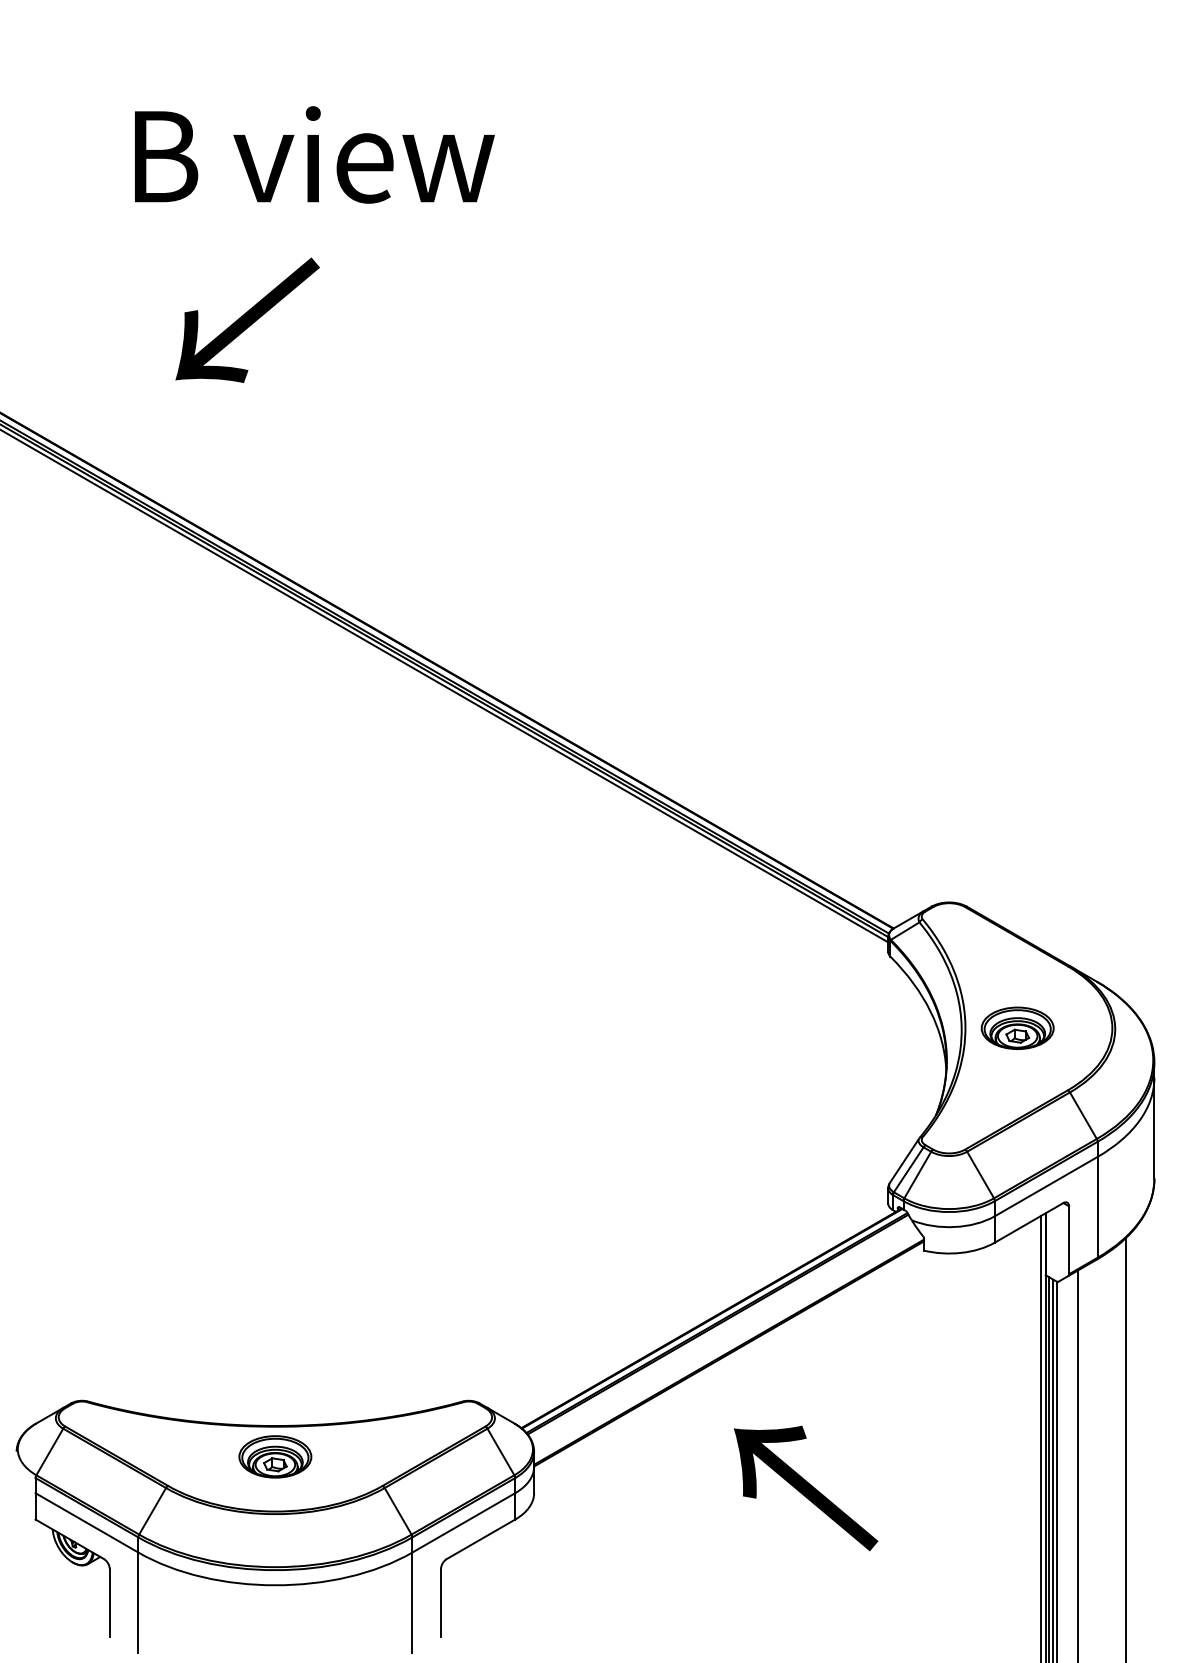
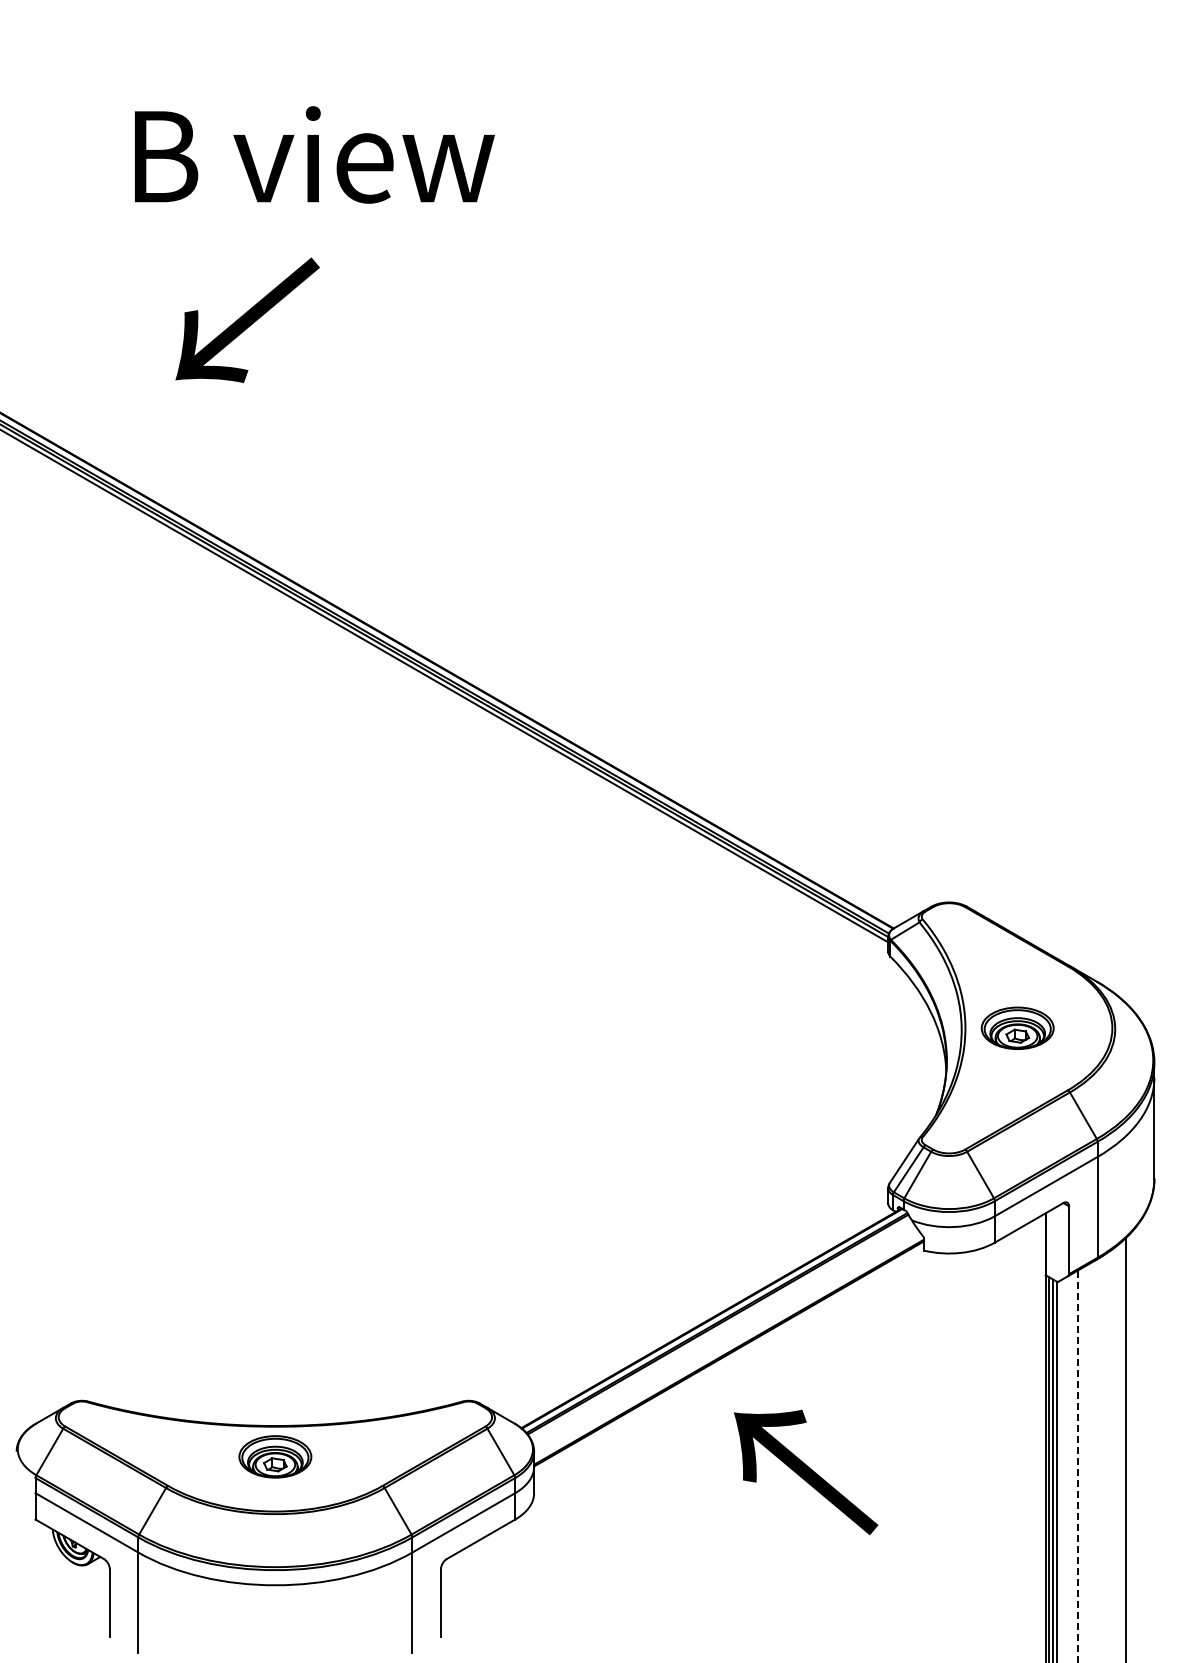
line: present -> none (1040, 1437)
line: solid -> dashed (1077, 1466)
text position: (806, 1488) -> (806, 1472) (806, 1472)
